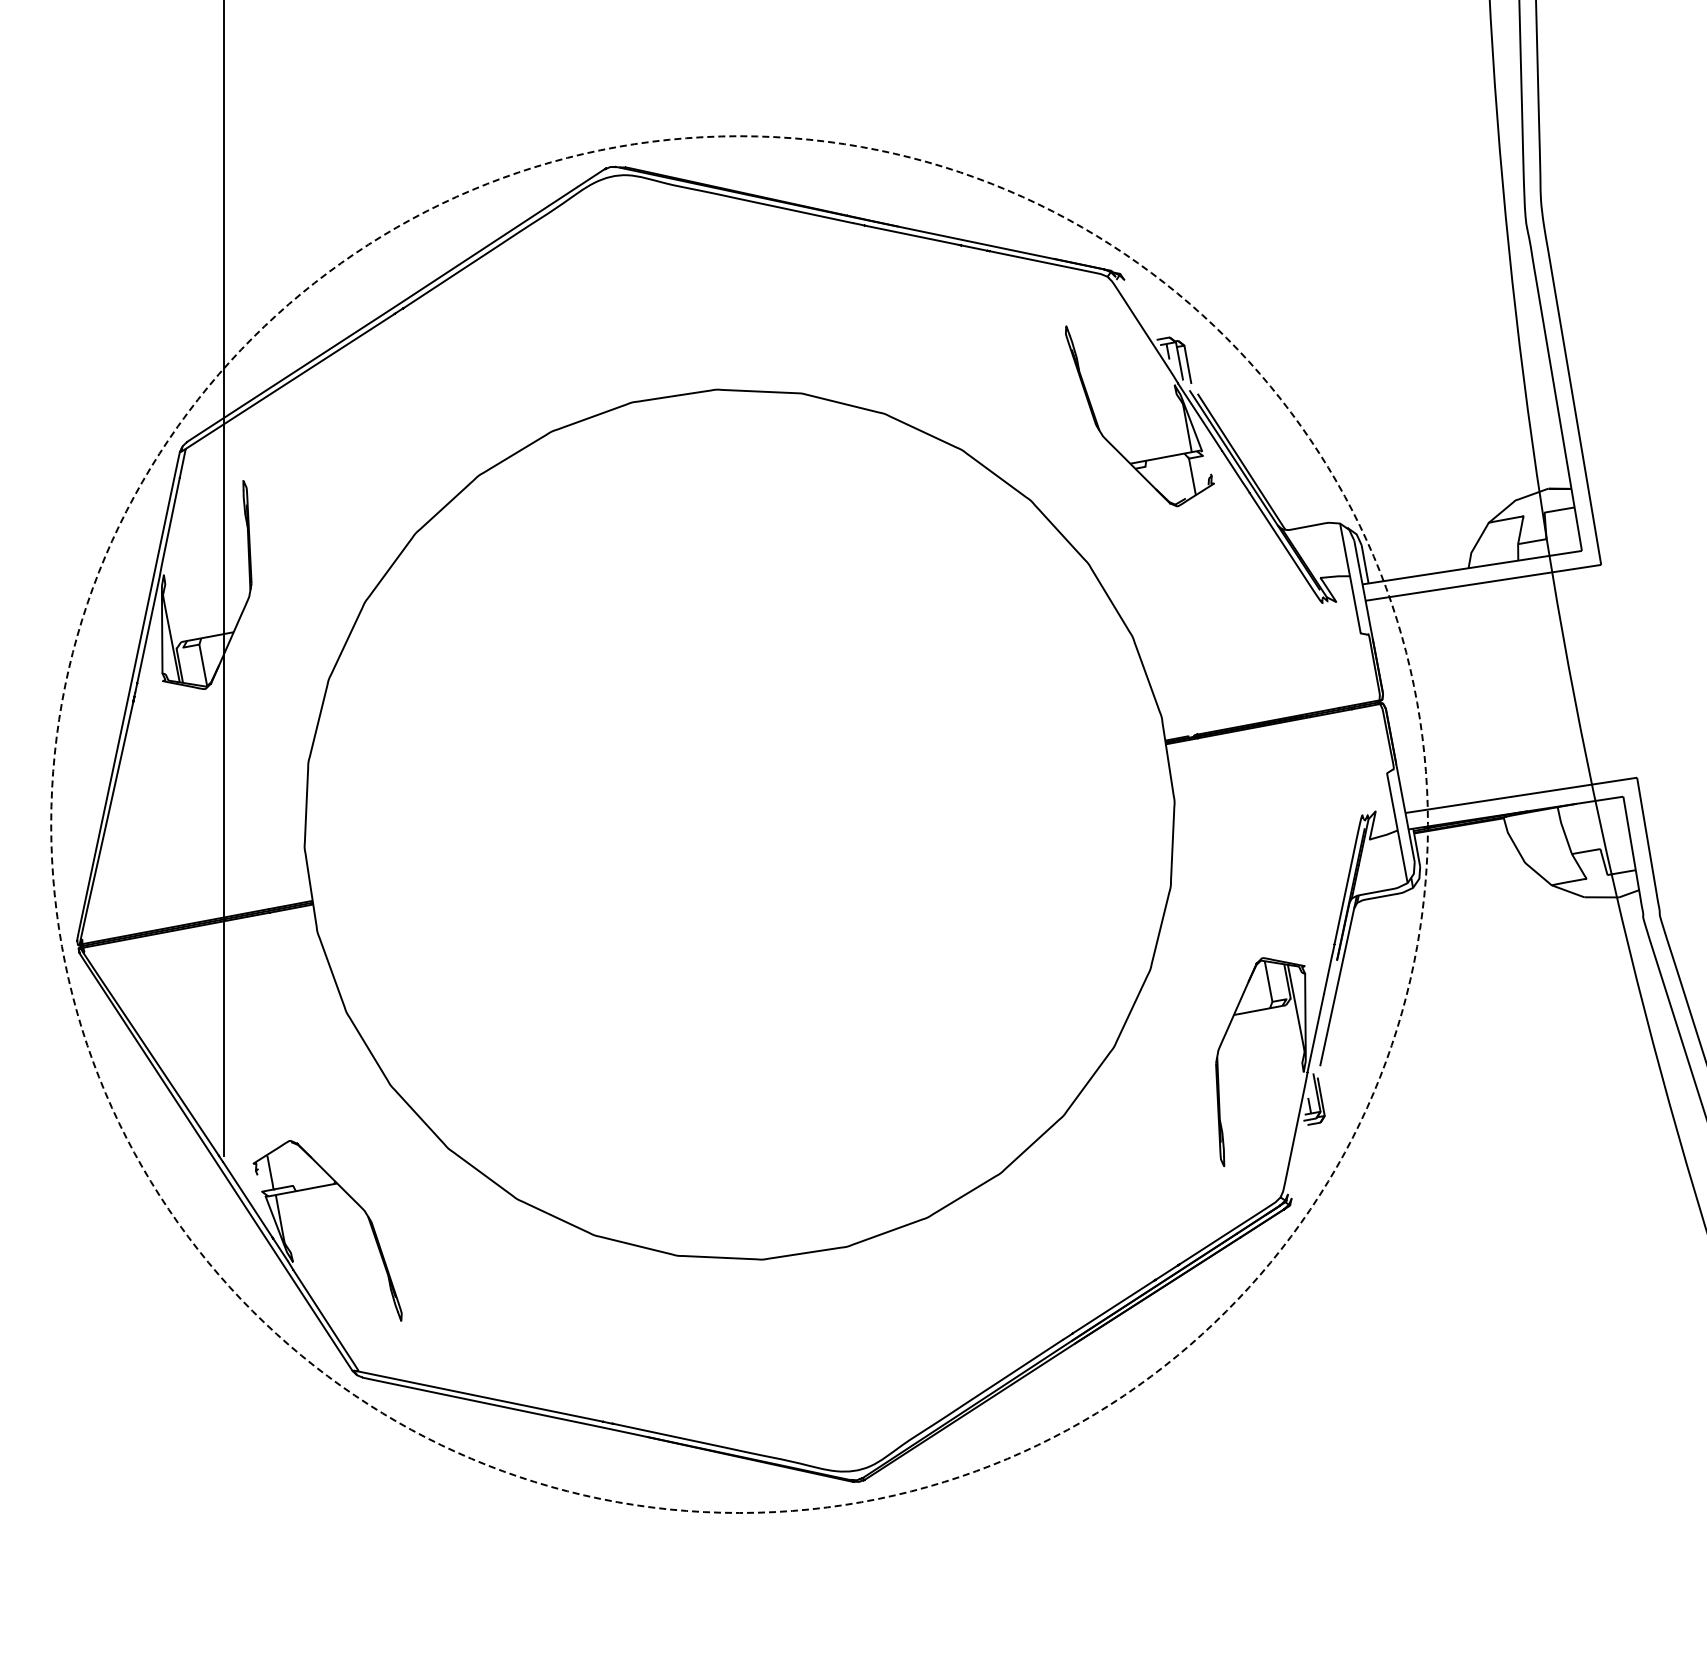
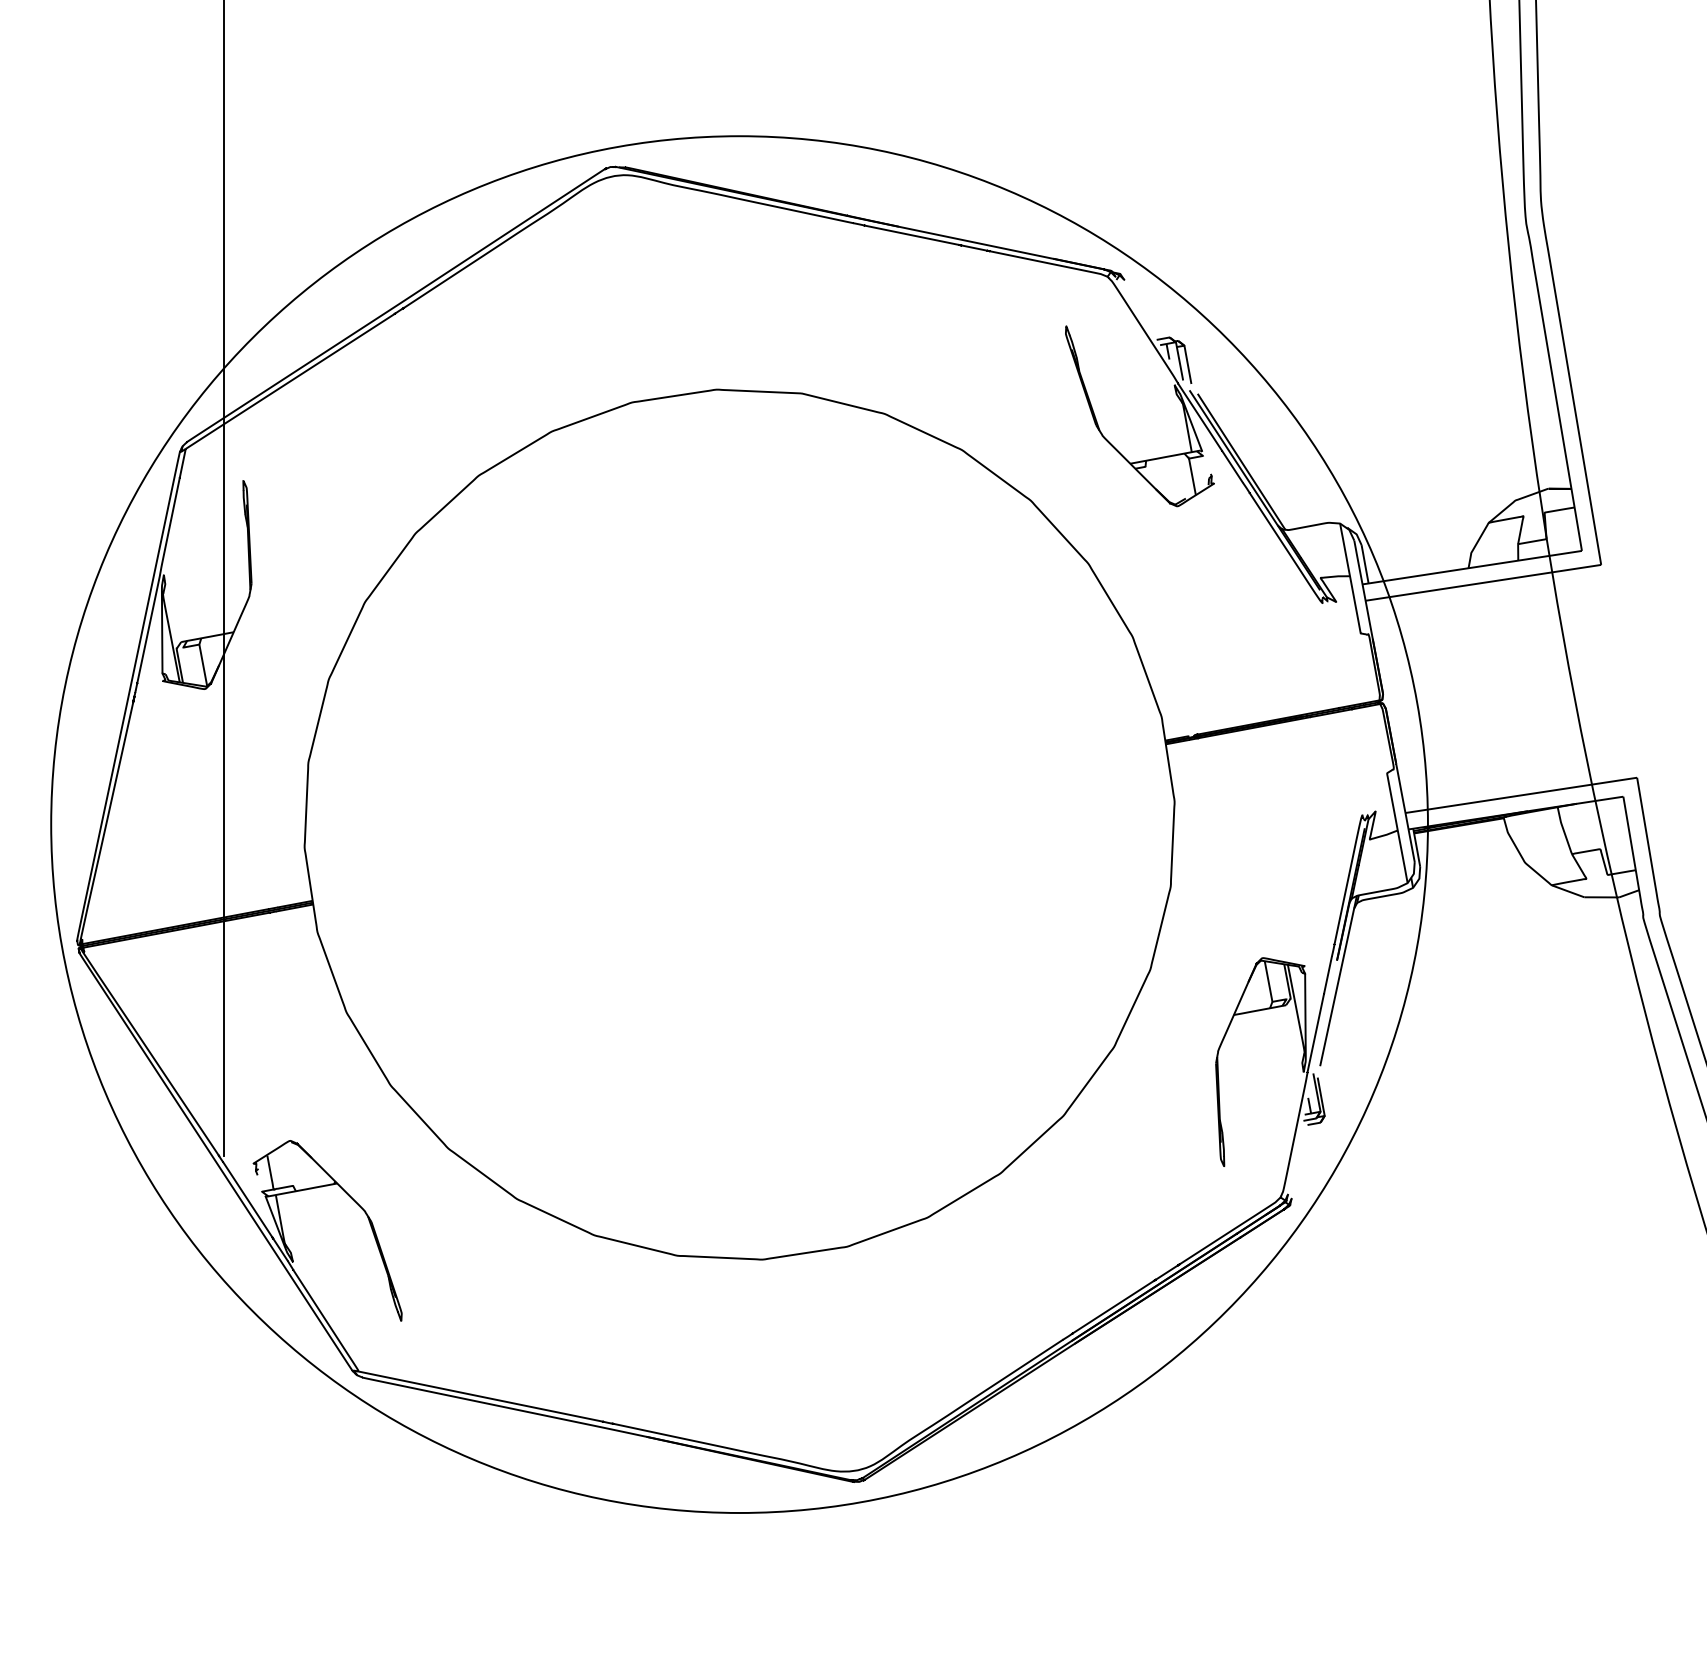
circle: dashed -> solid (739, 824)
